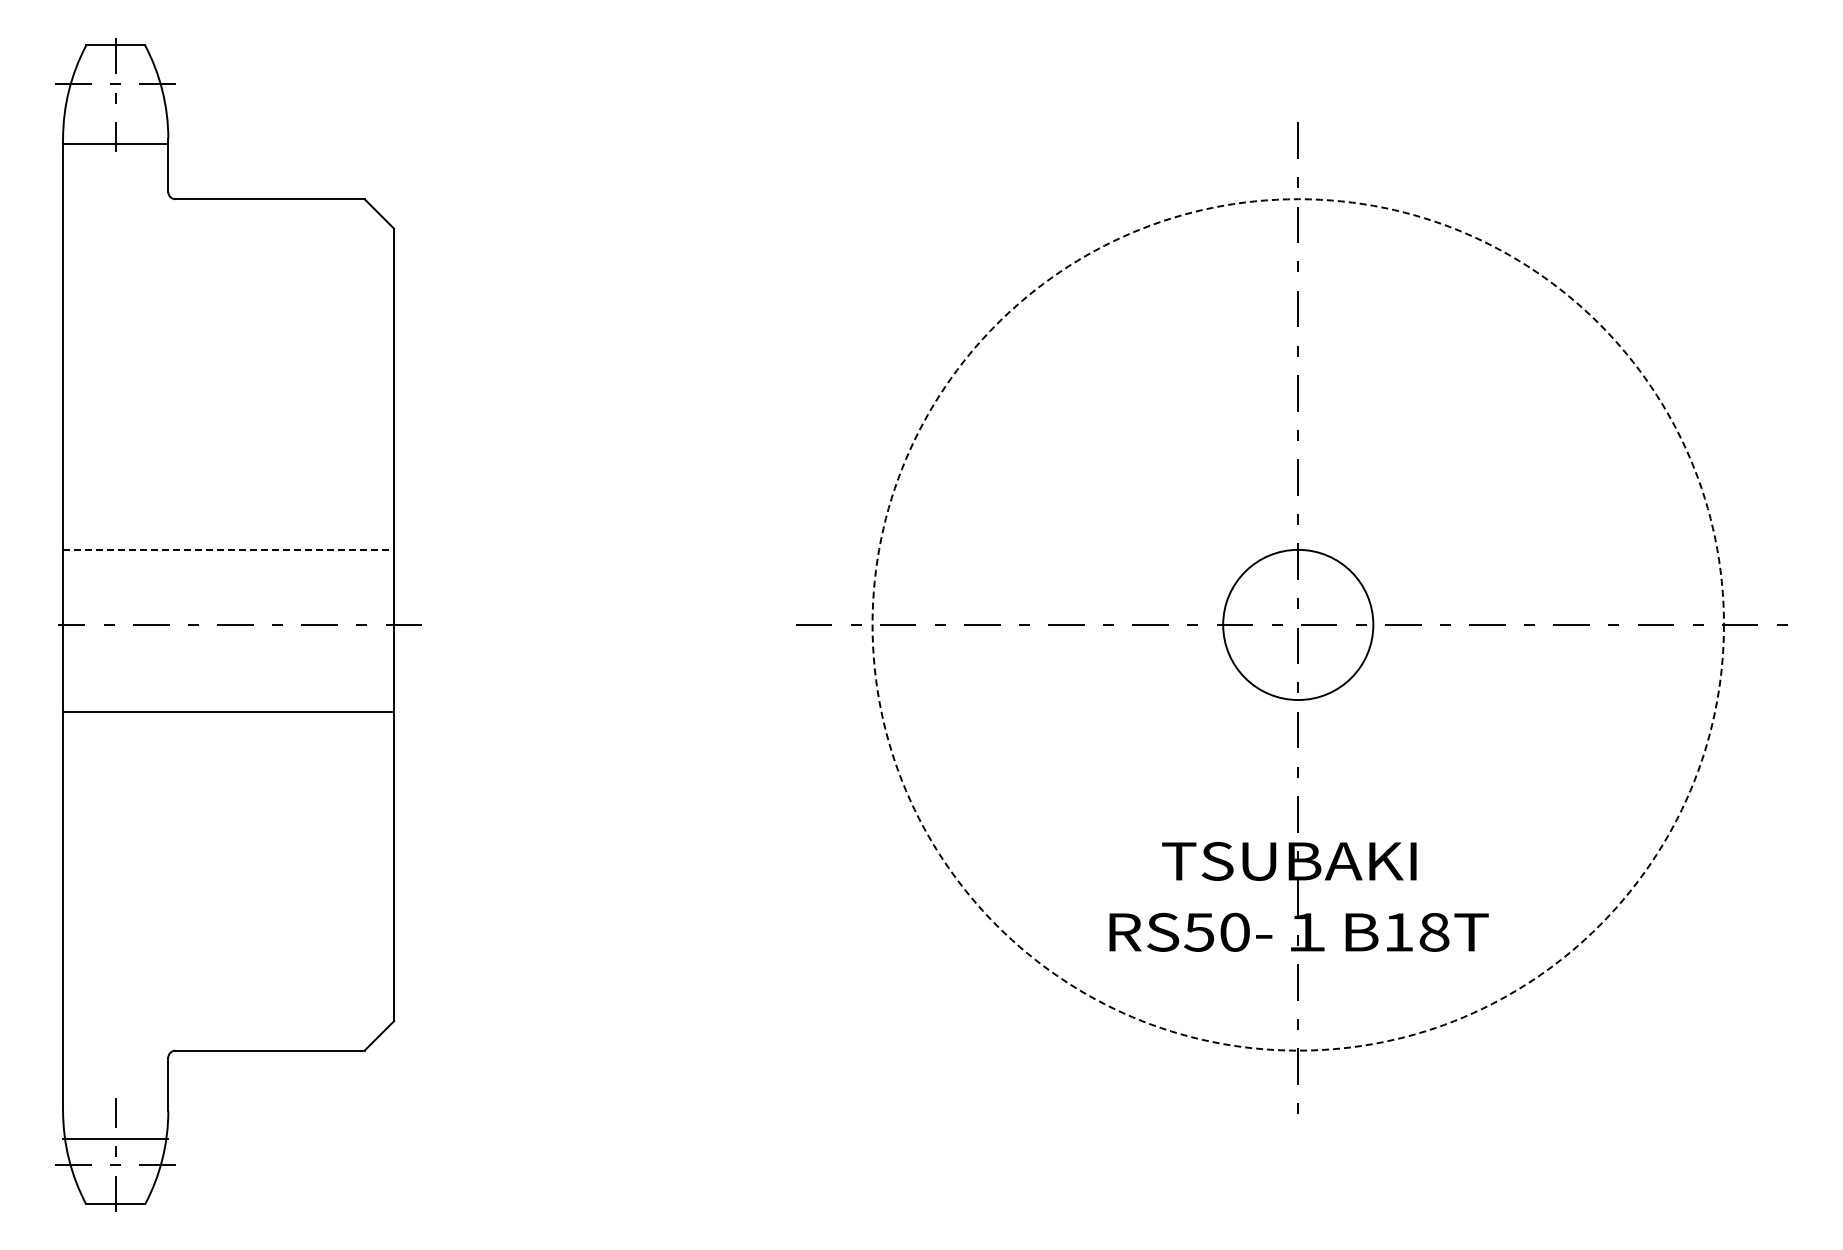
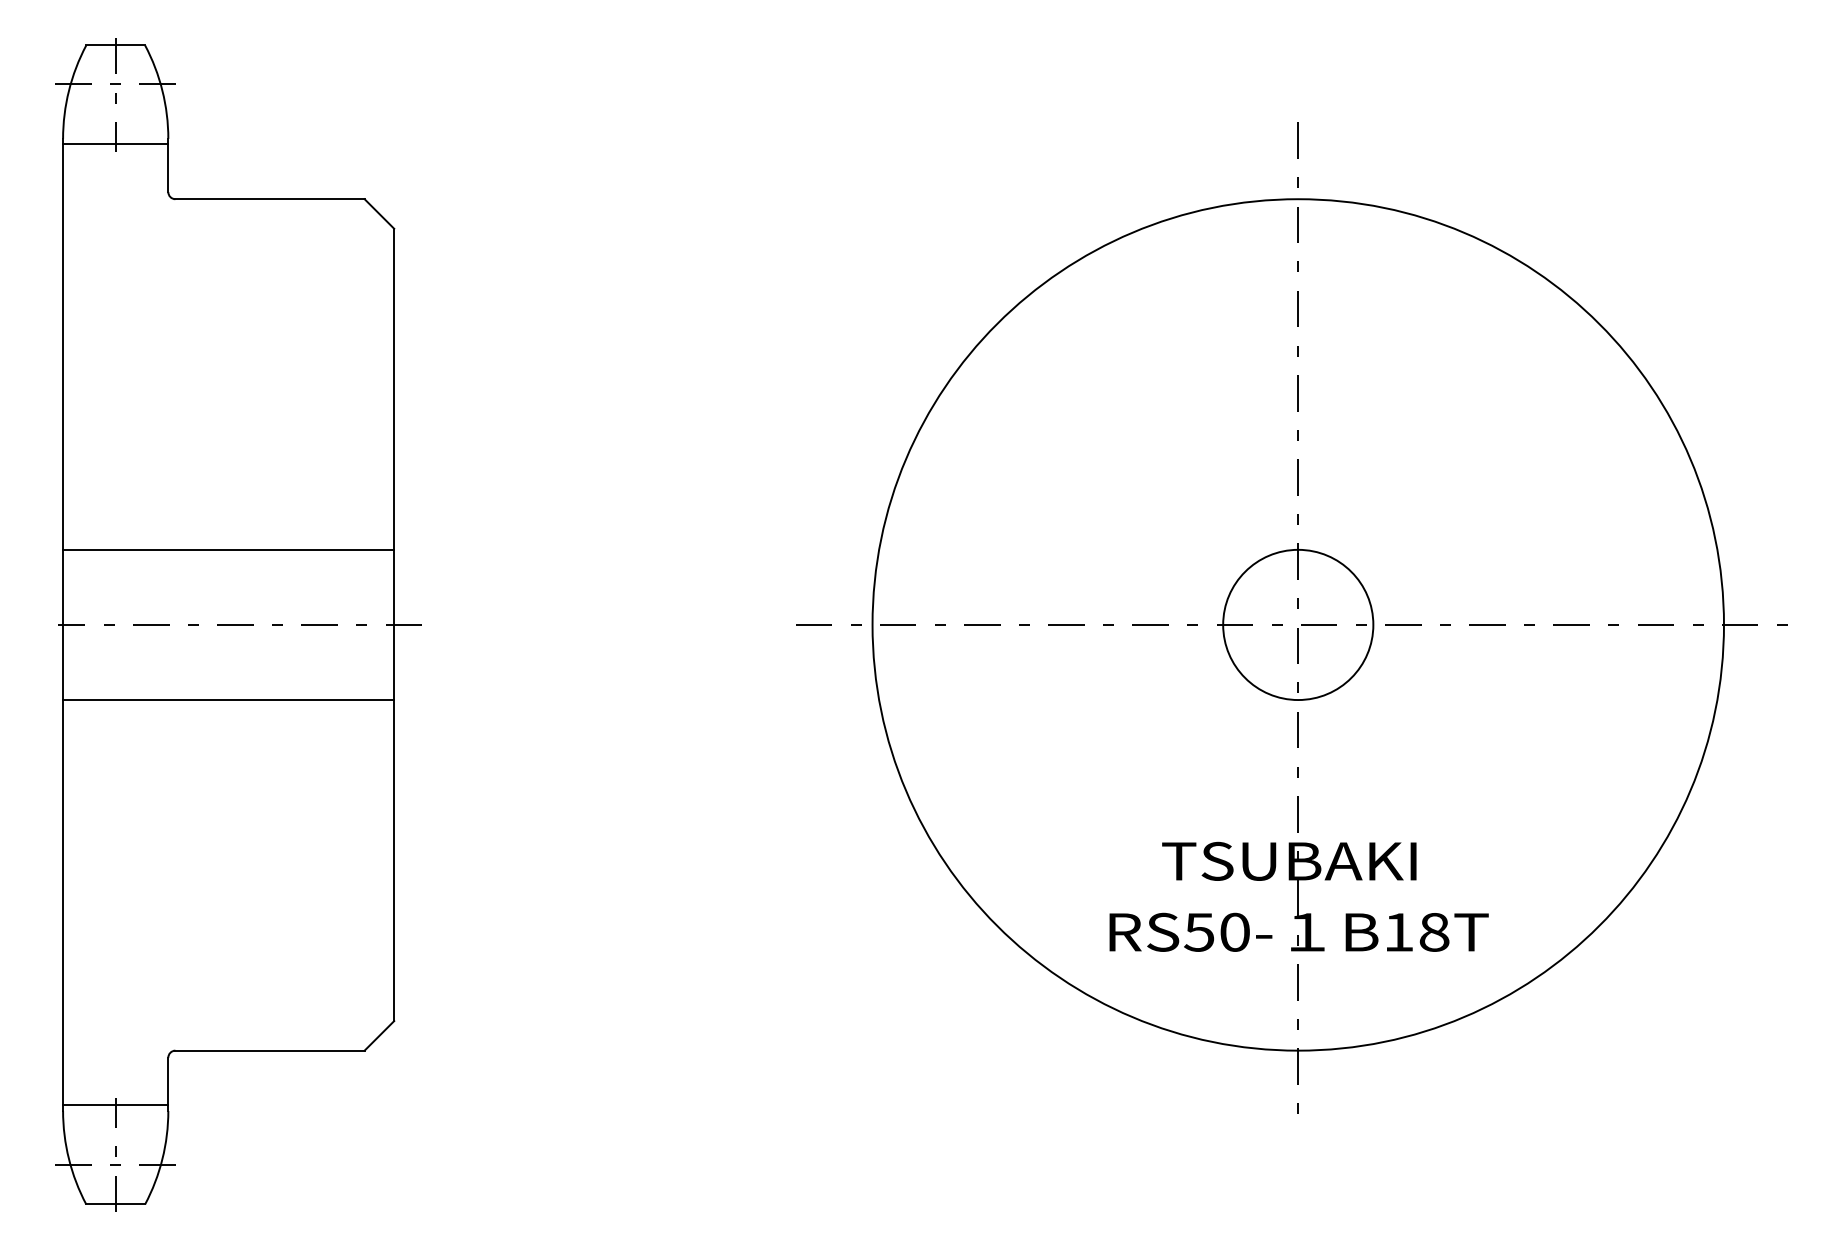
line: dashed -> solid (228, 549)
circle: dashed -> solid (1297, 624)
line position: (228, 712) -> (228, 700) (228, 700)
line position: (115, 1139) -> (115, 1105) (115, 1105)
